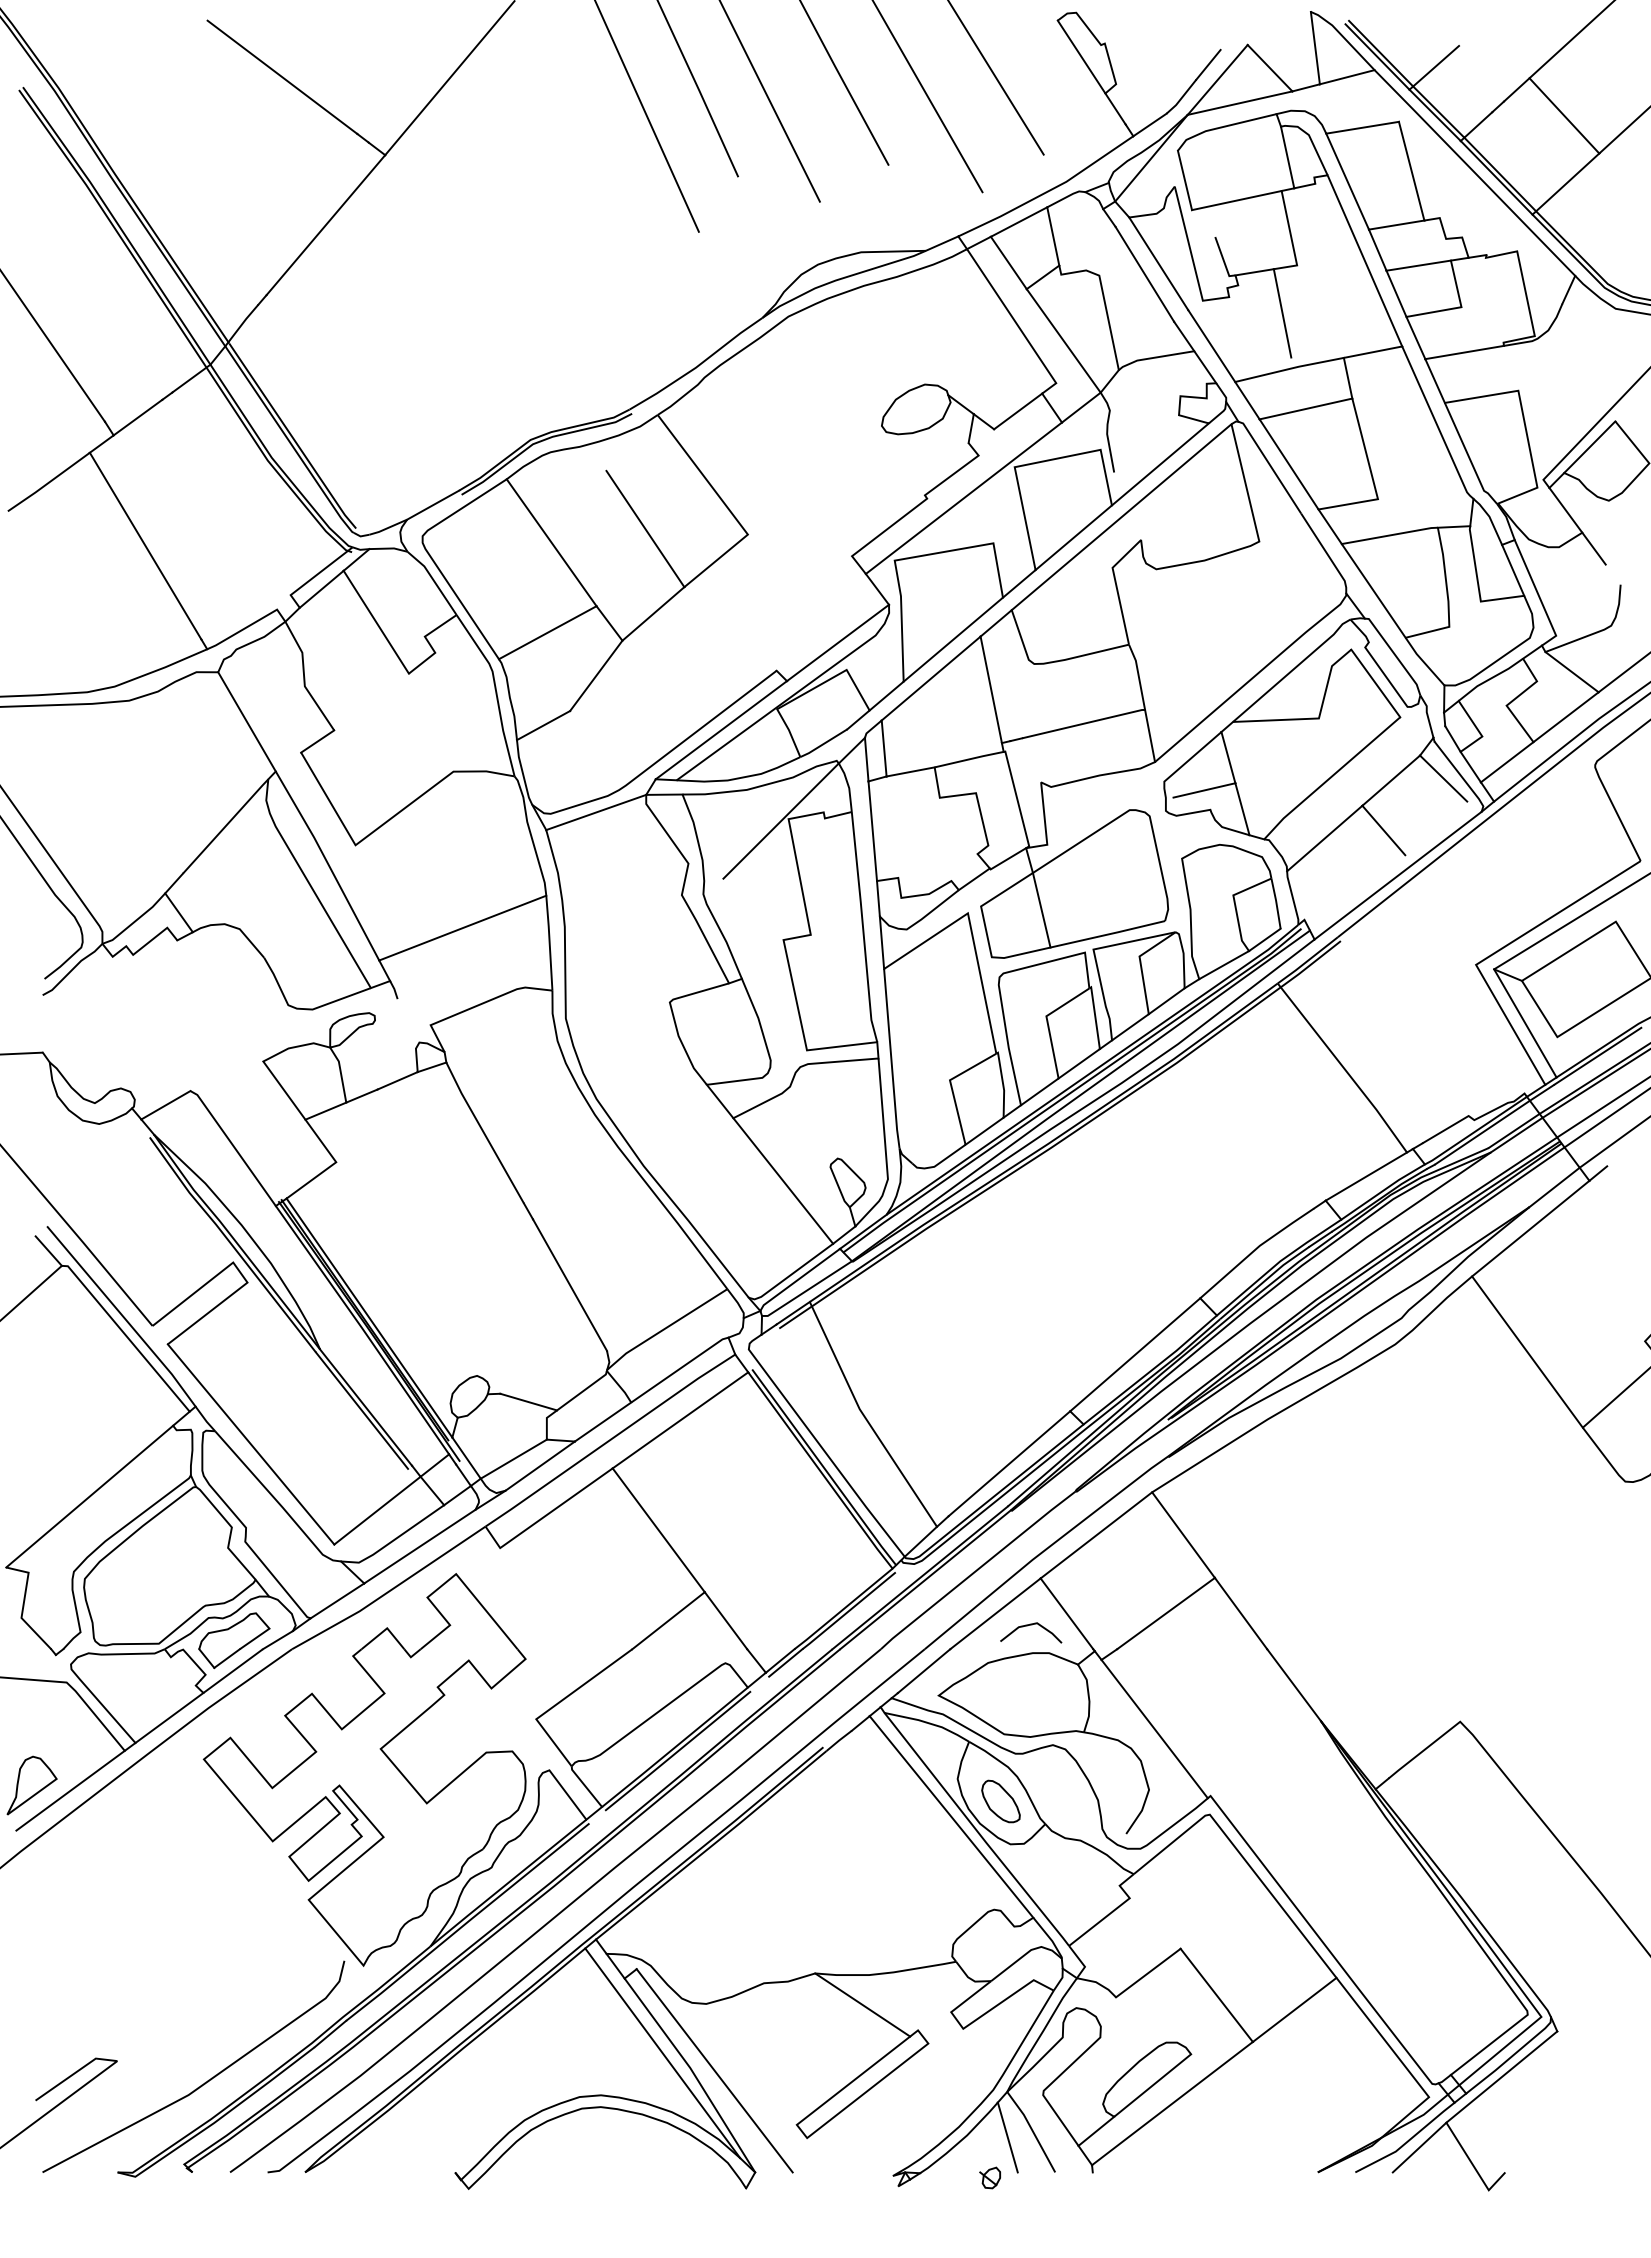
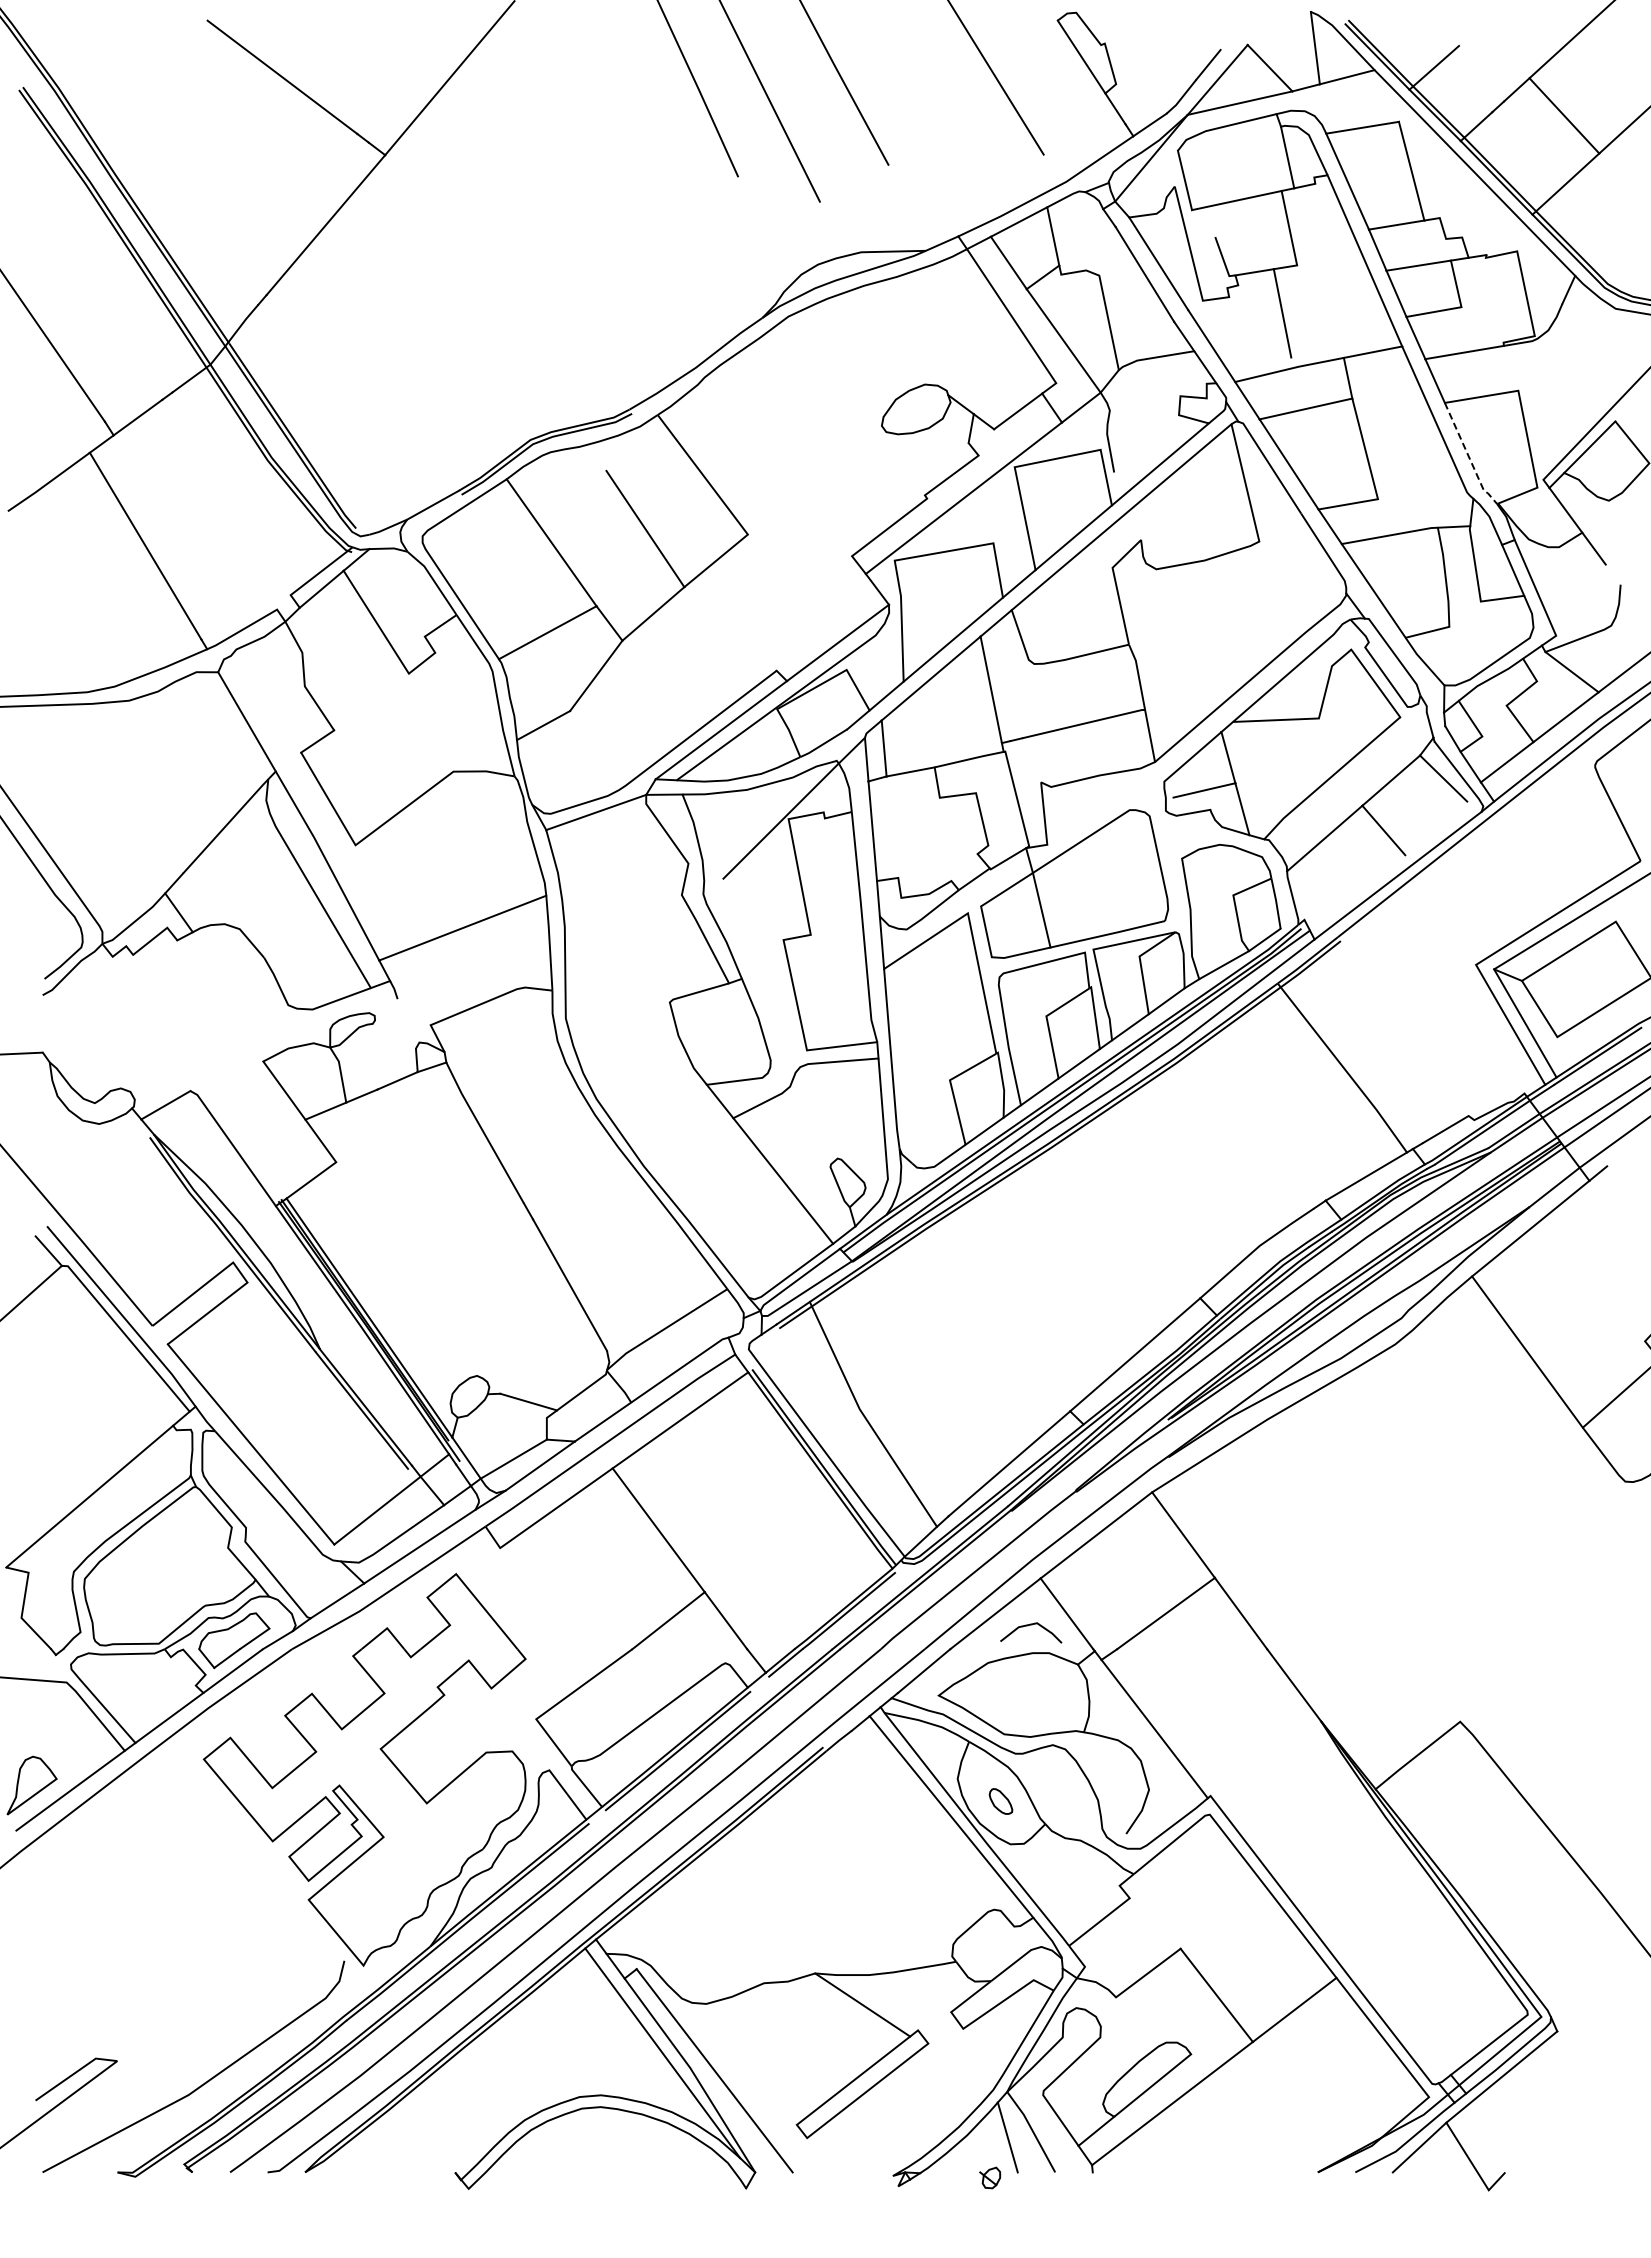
line: present -> none (927, 97)
line: present -> none (646, 116)
line: solid -> dashed (1469, 457)
part size: 40x45 px -> 26x27 px (1000, 1801)
